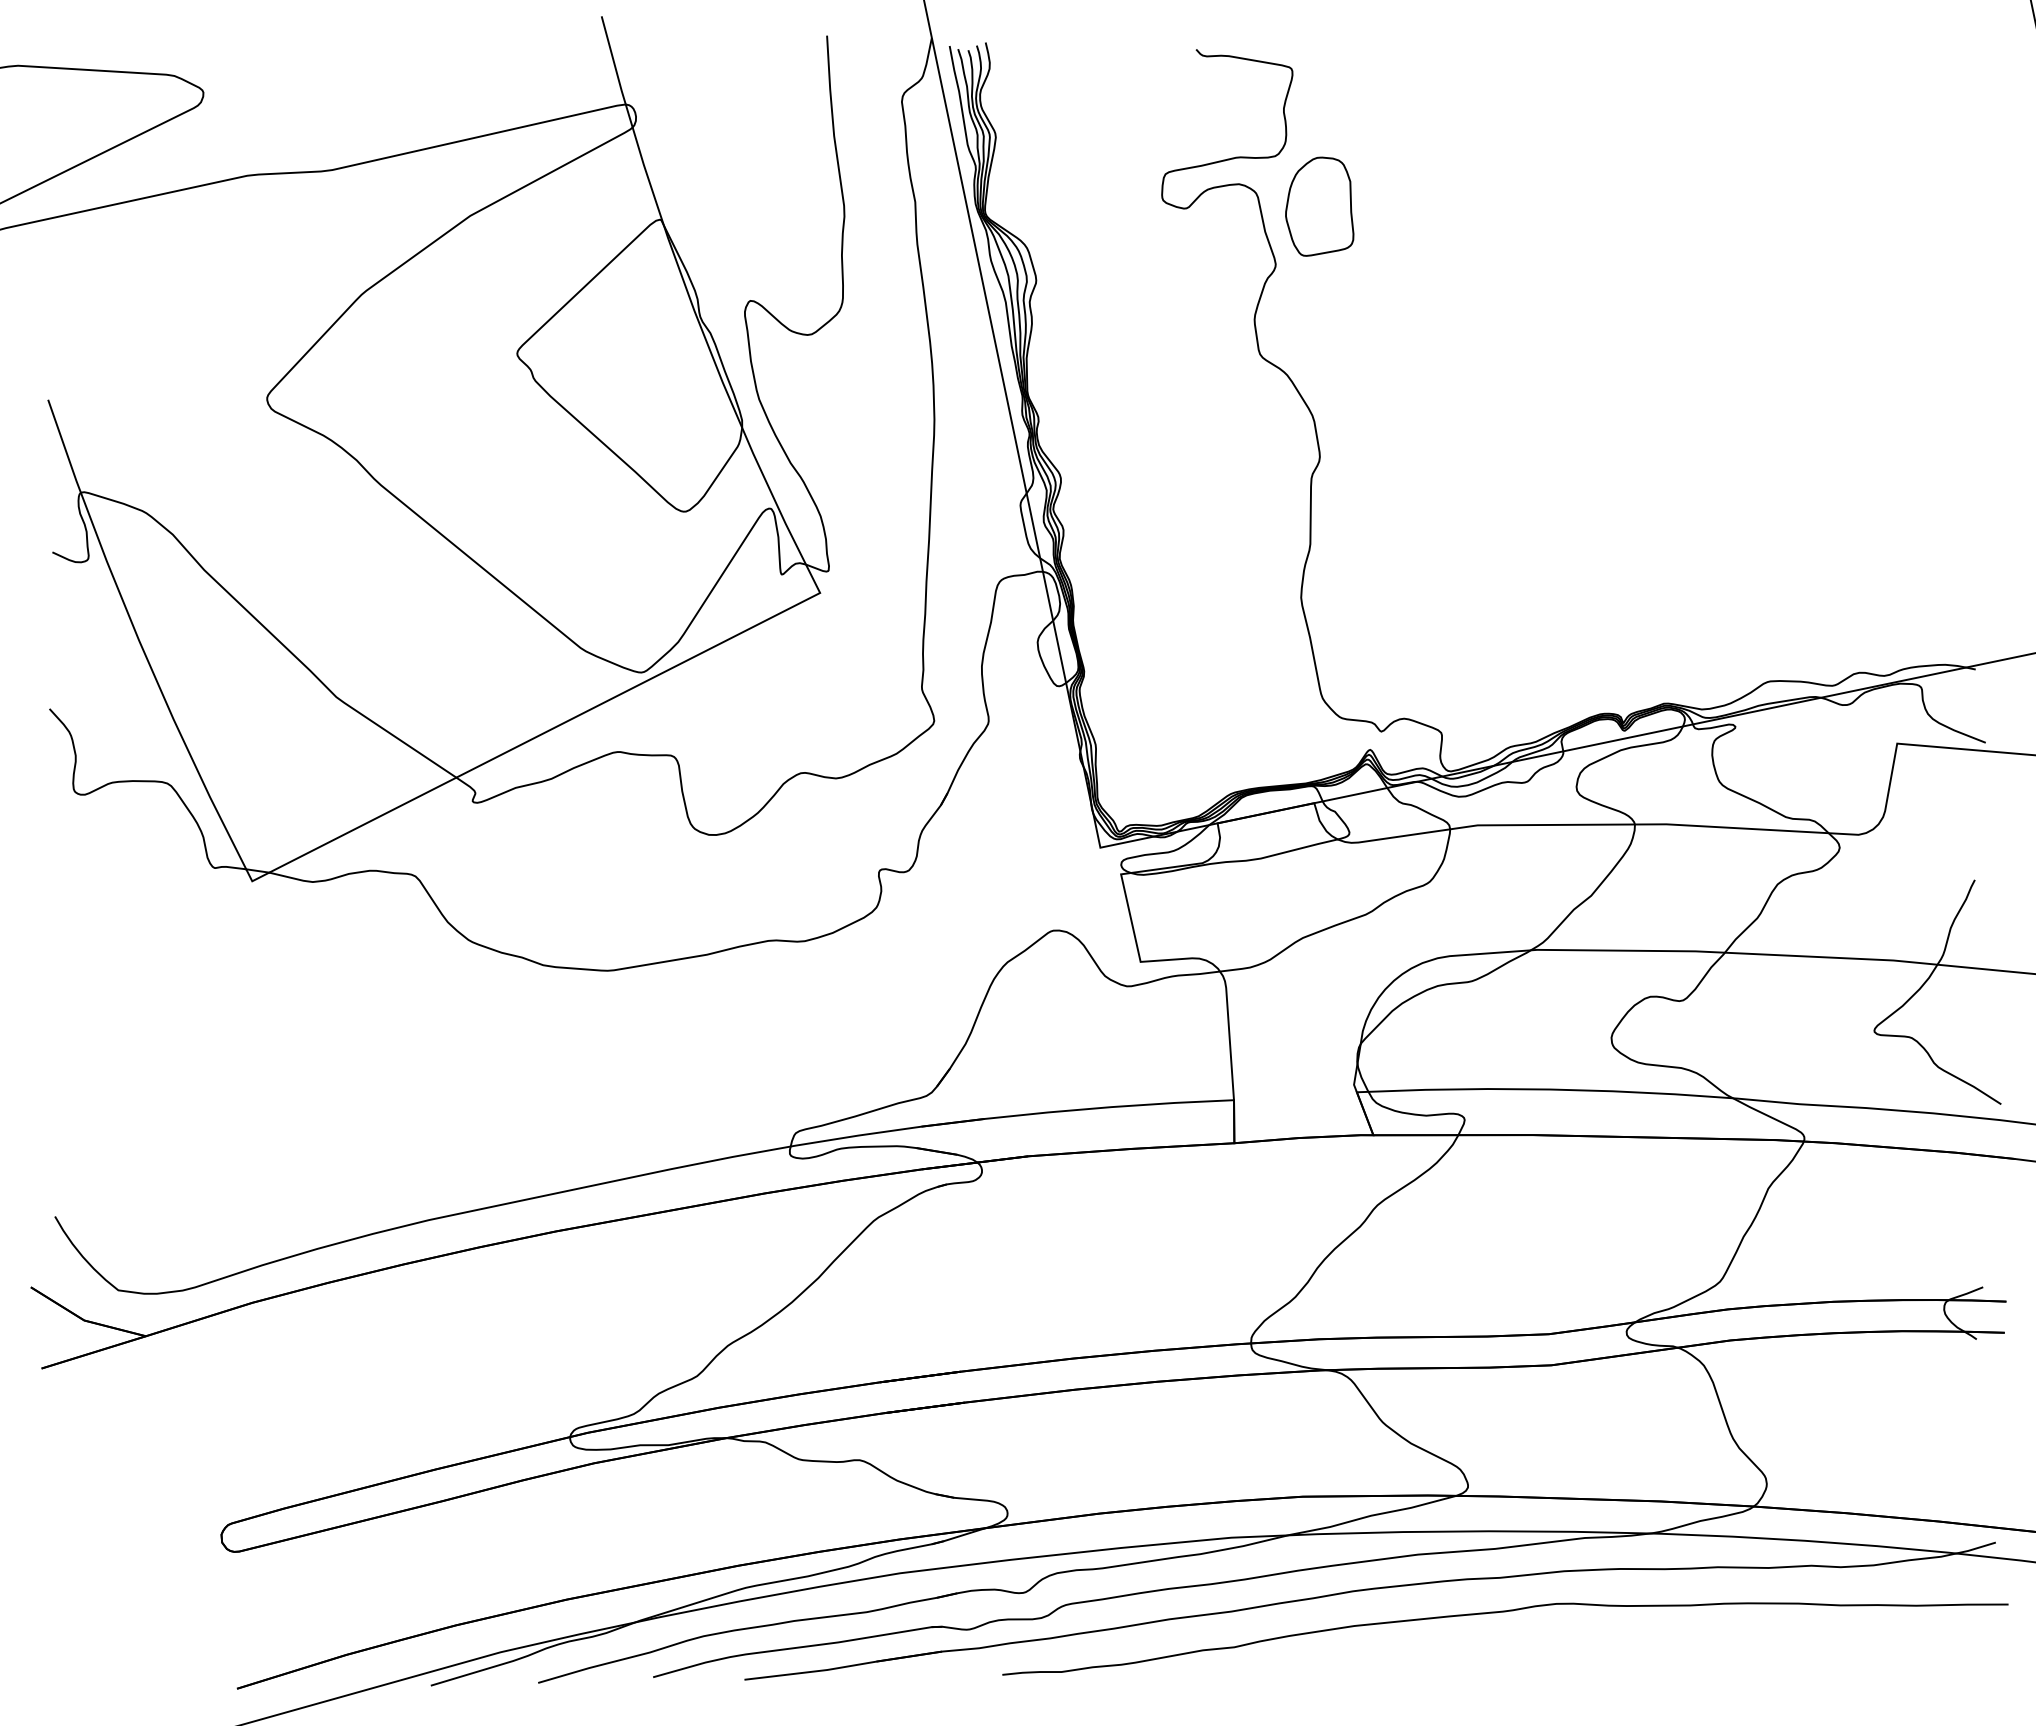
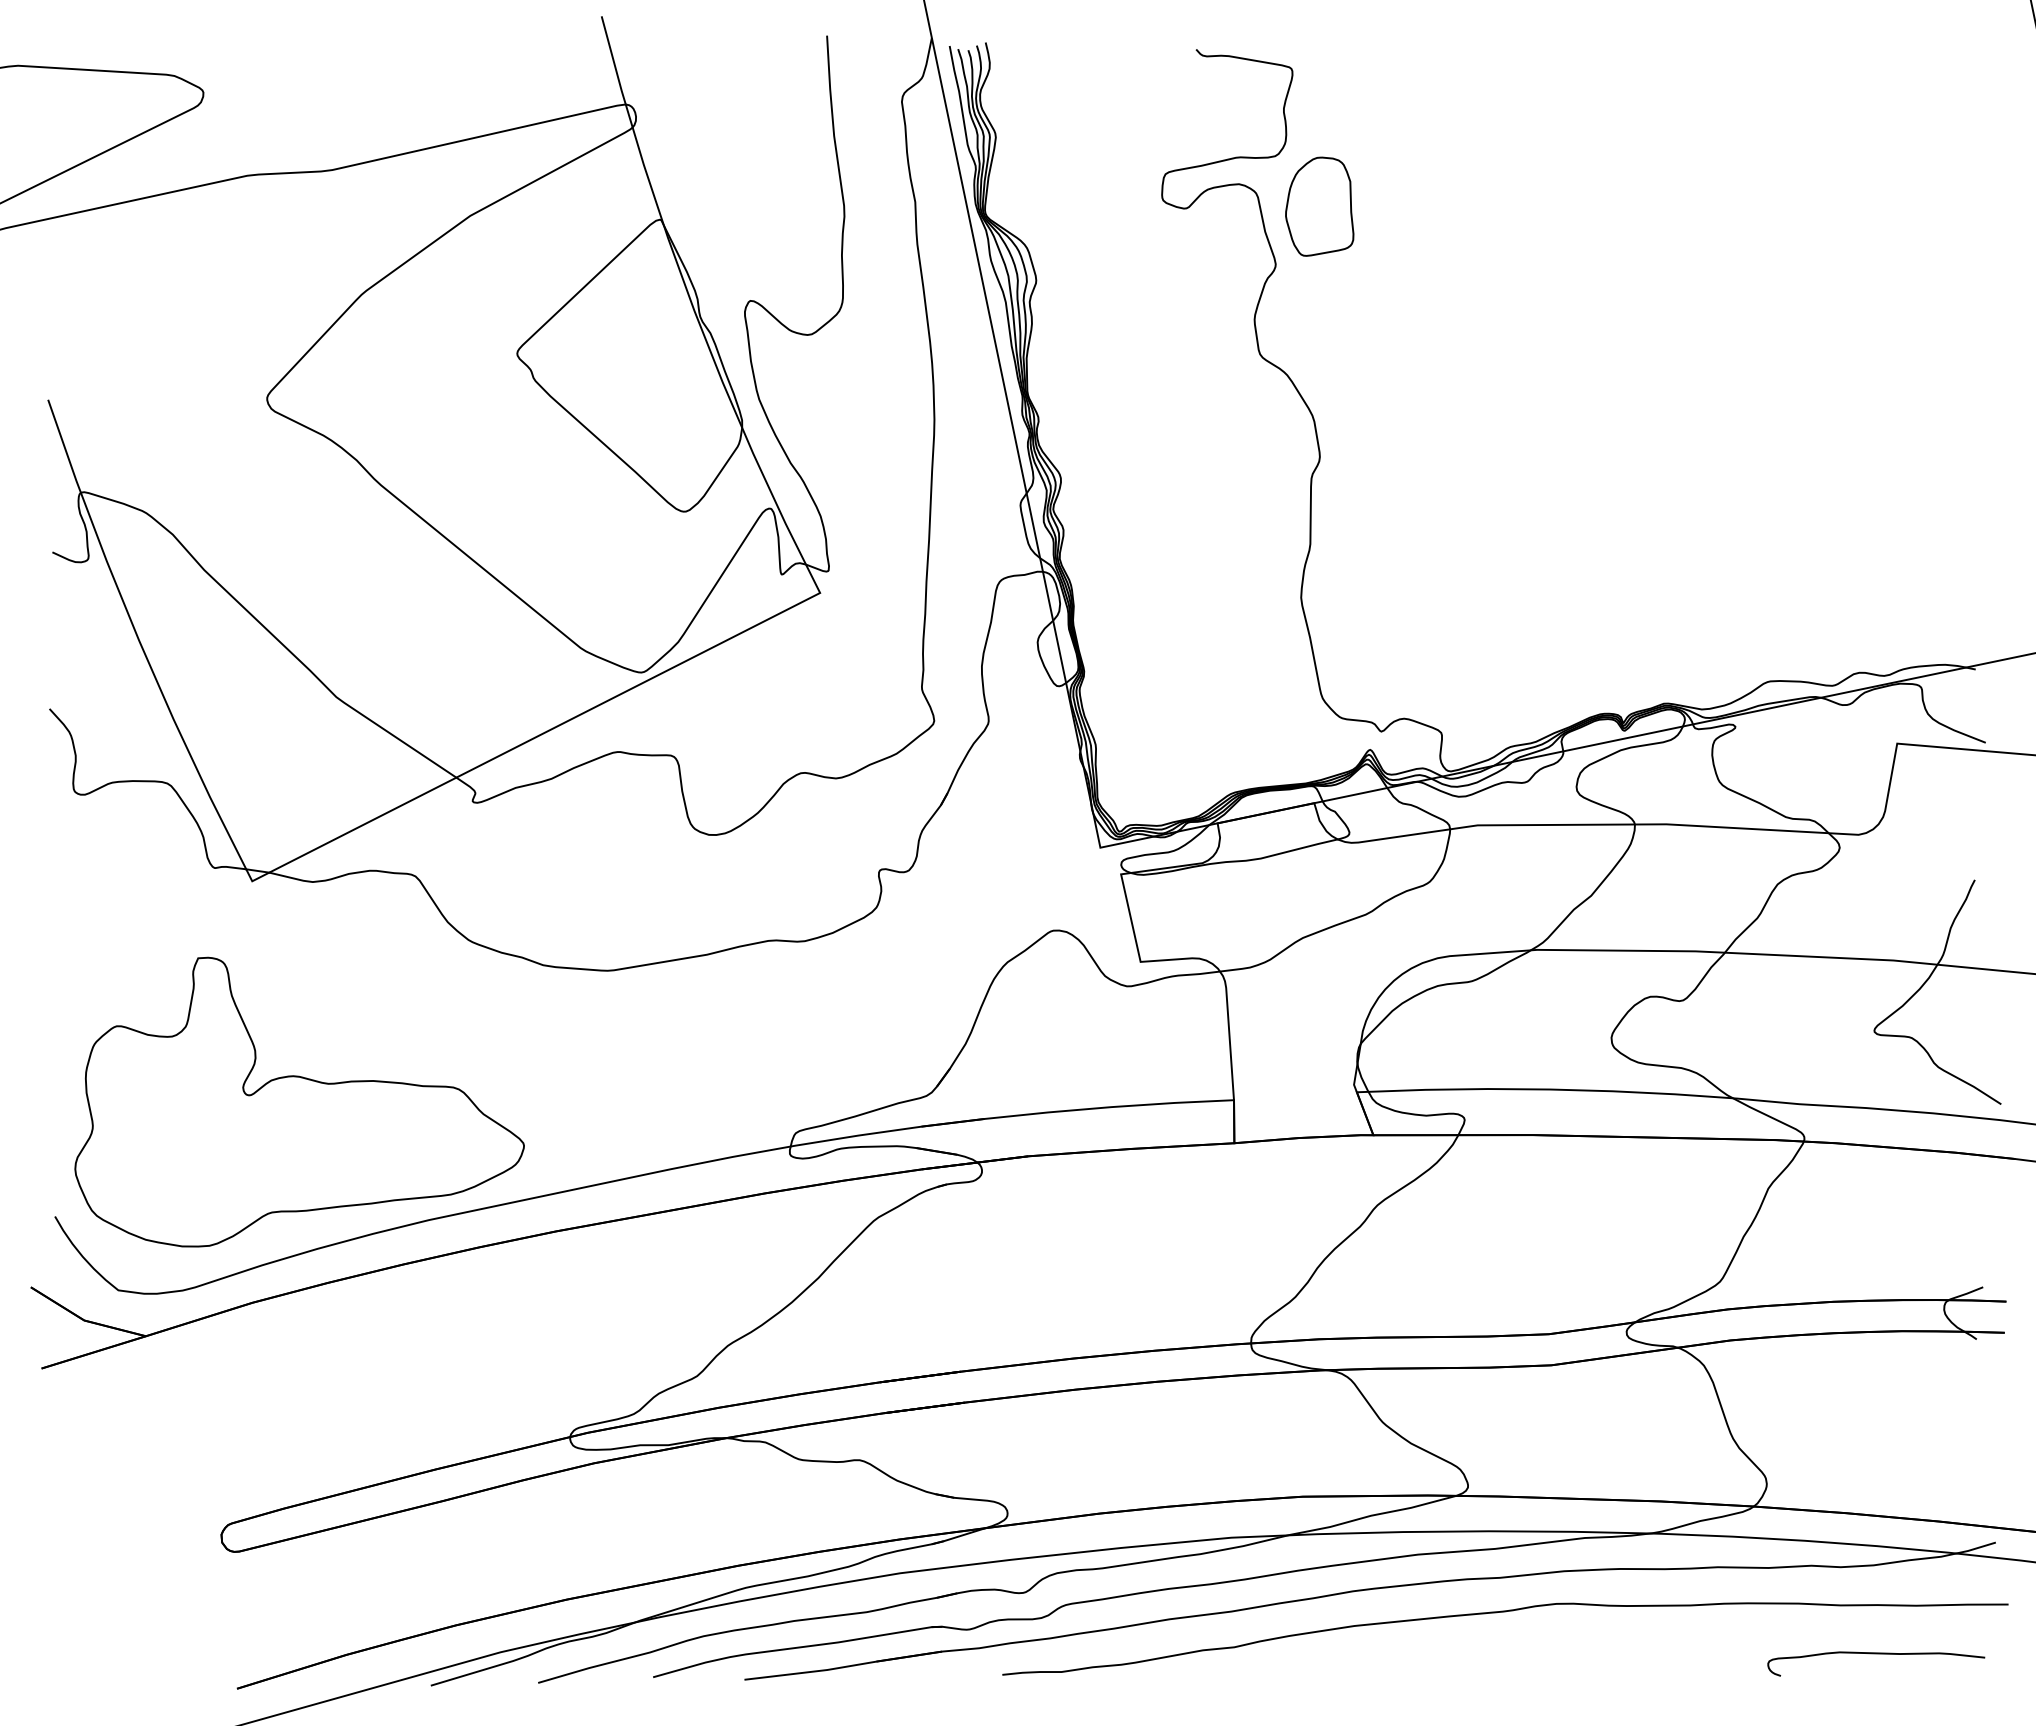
part: none -> present (299, 1101)
curve: none -> present (1876, 1654)
